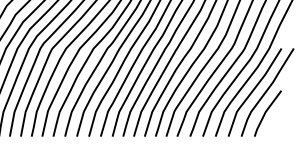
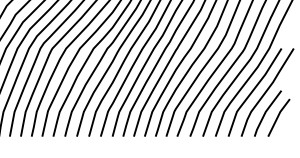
line: none -> present (278, 117)
